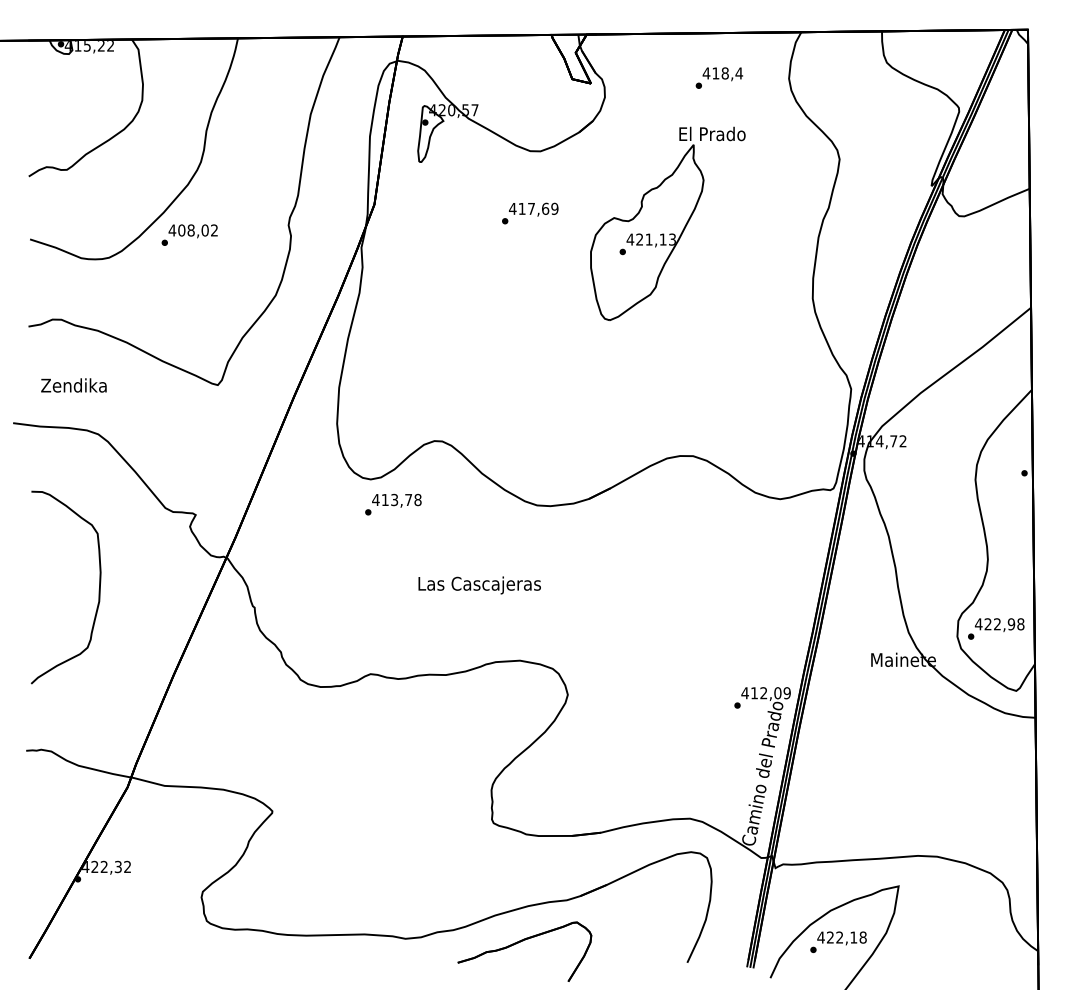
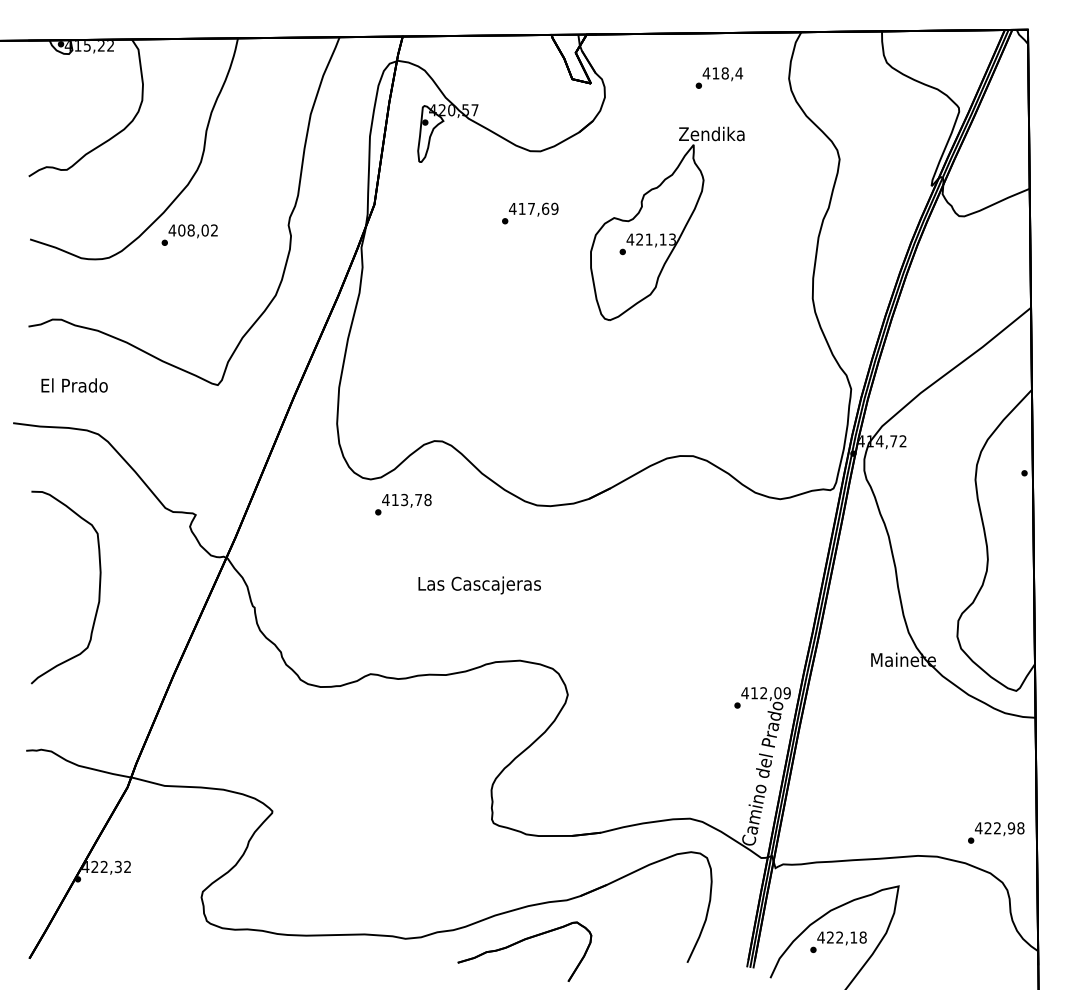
text: El Prado -> Zendika (712, 133)
text: Zendika -> El Prado (74, 385)
text position: (393, 504) -> (403, 504) (403, 504)
text position: (996, 628) -> (996, 832) (996, 832)
